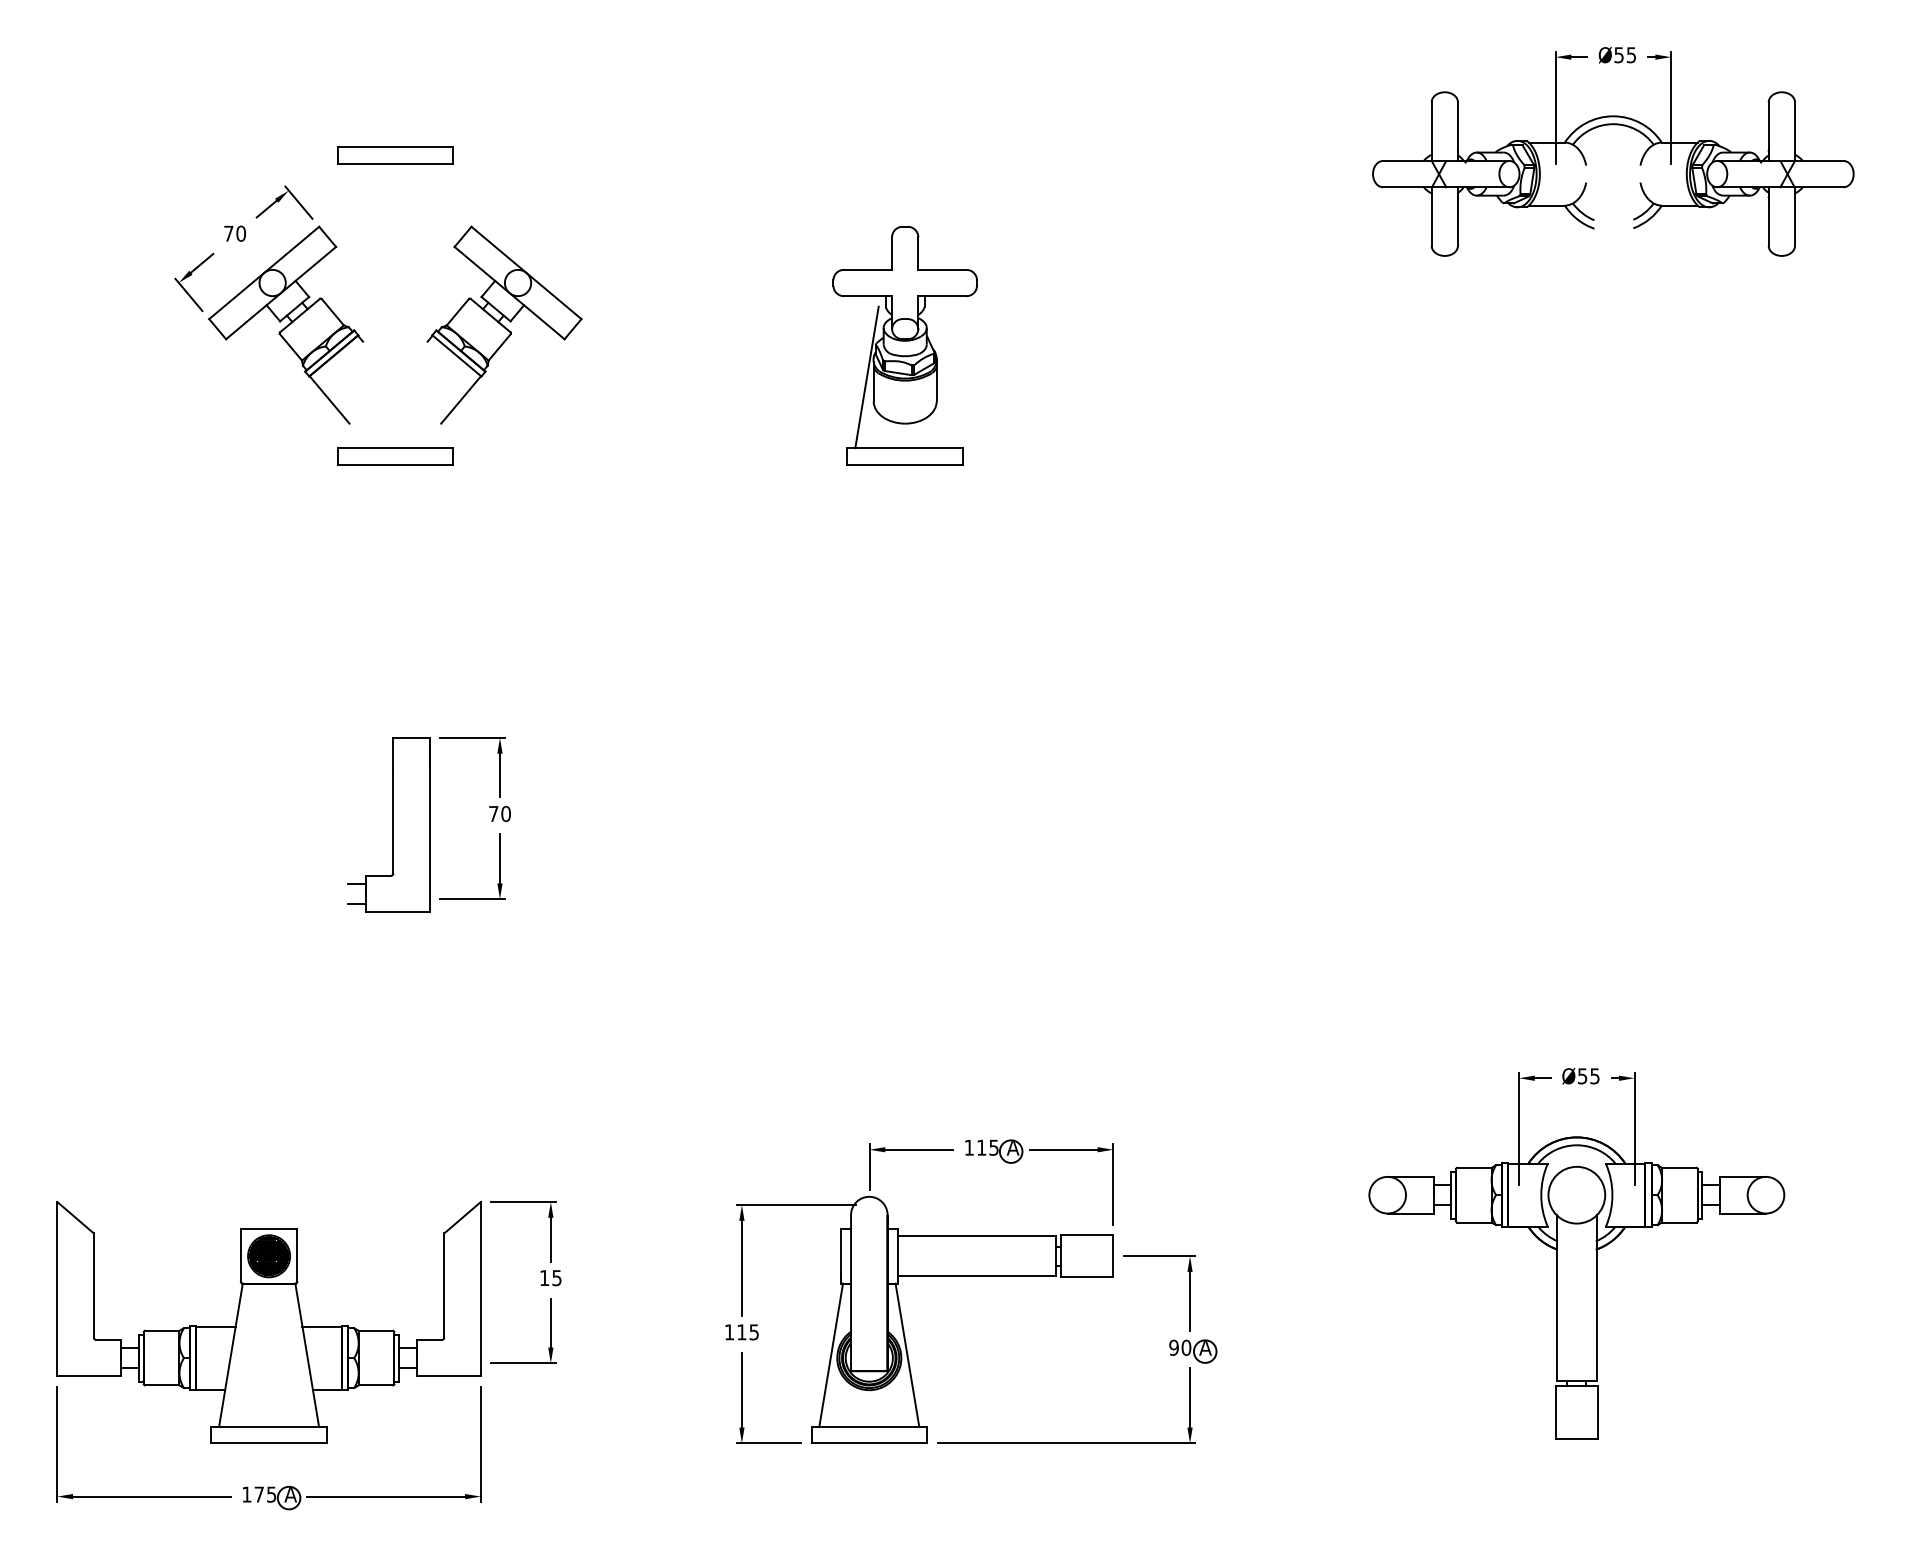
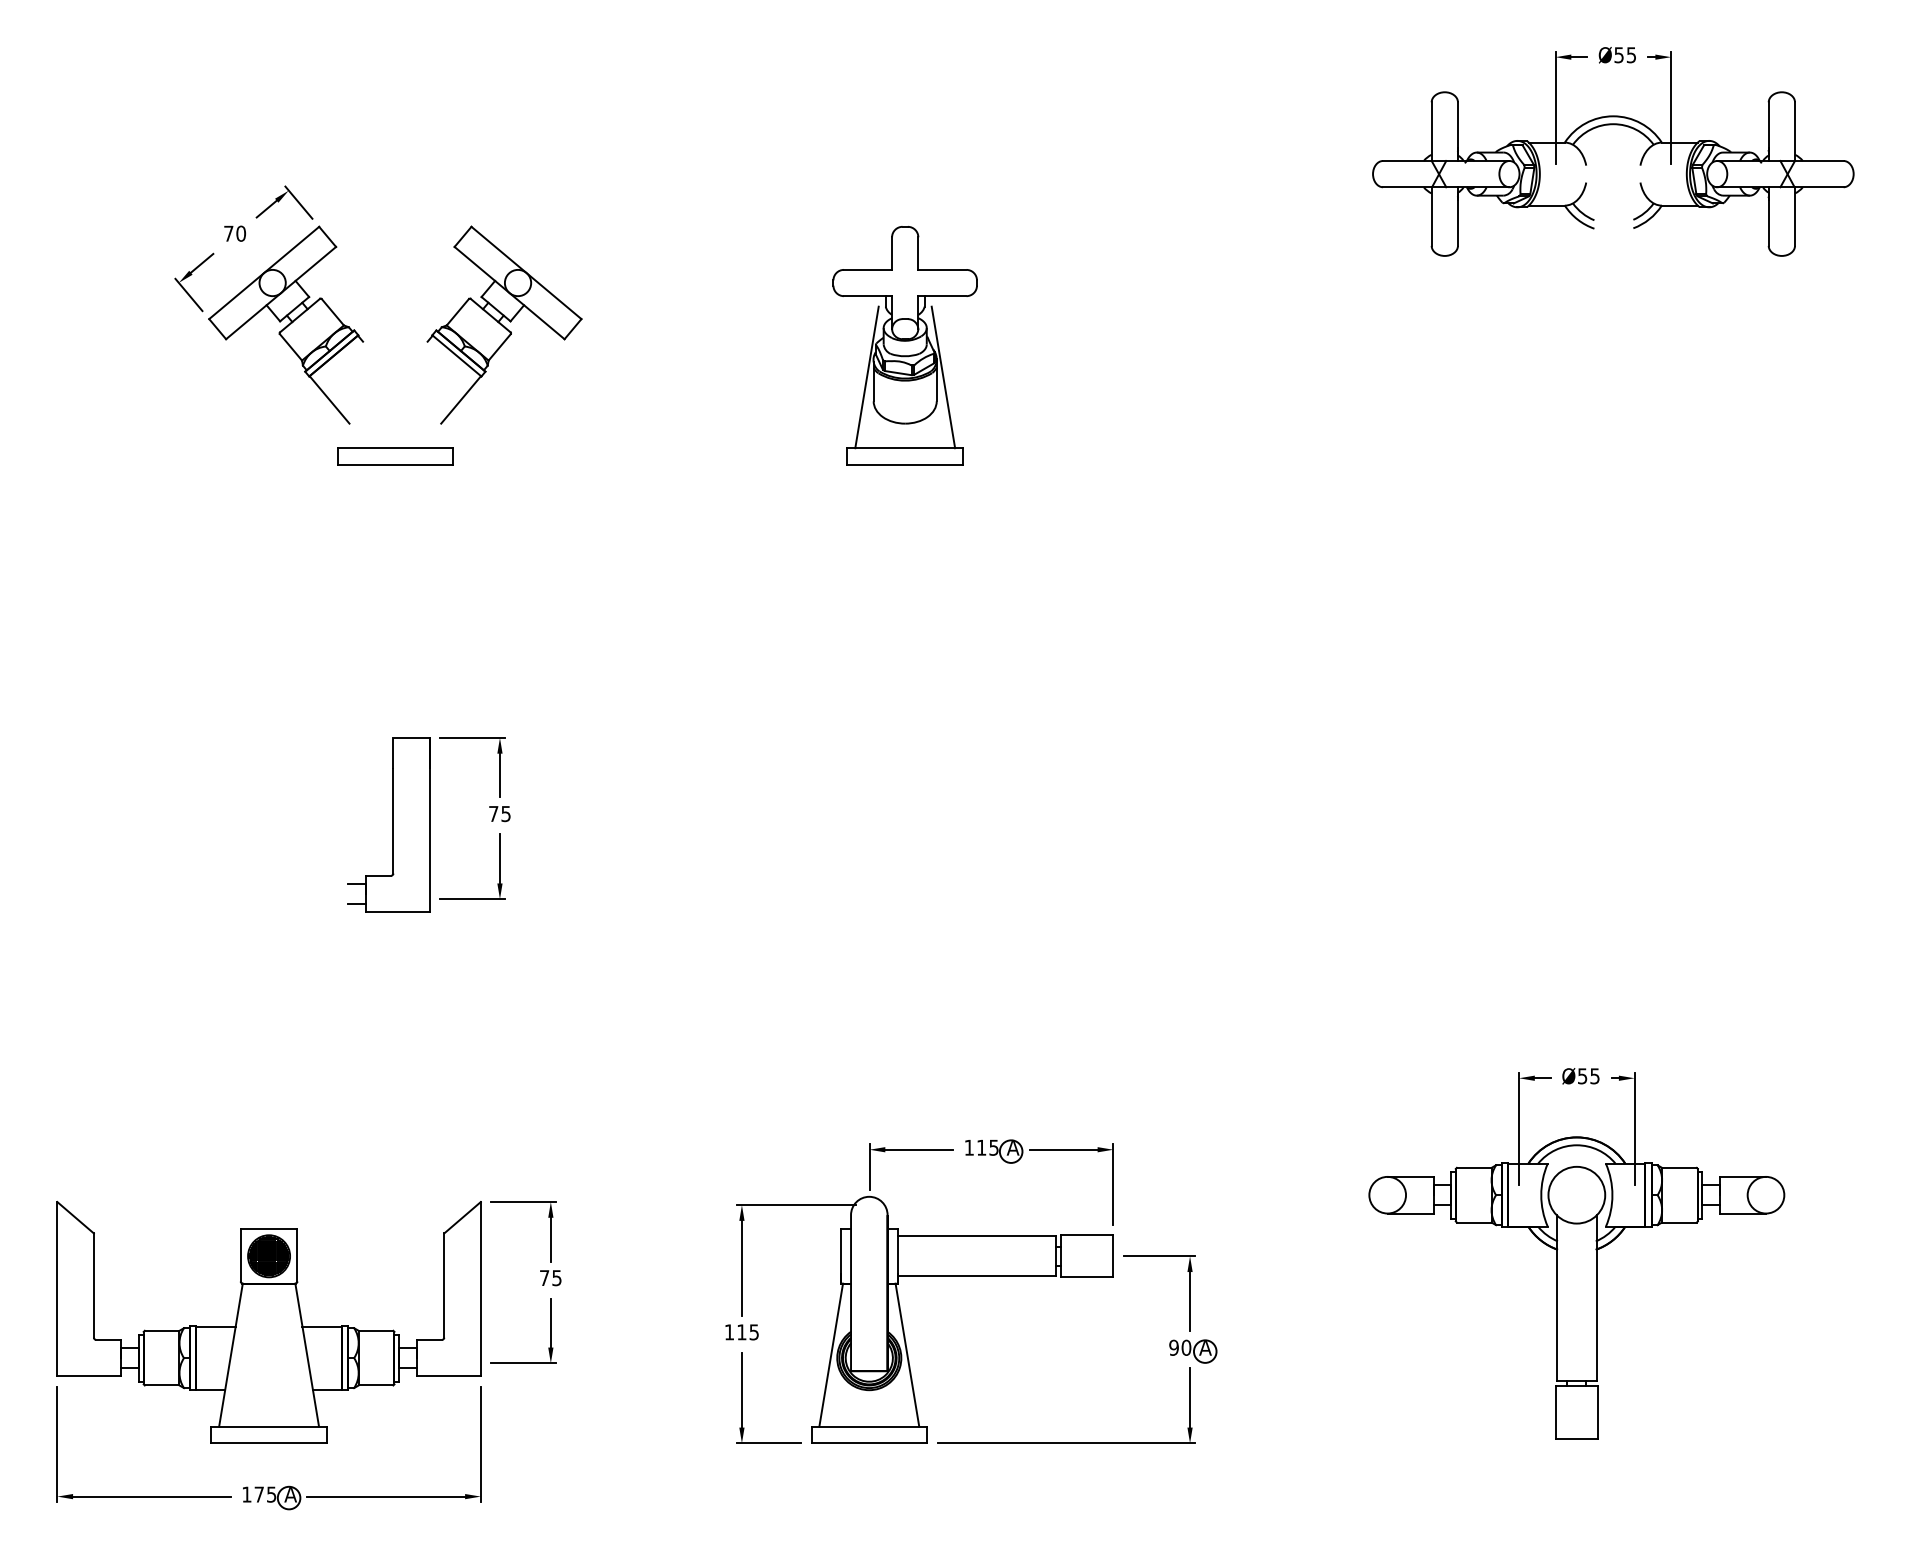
part: present -> none (395, 155)
line: none -> present (943, 377)
text: 70 -> 75 (505, 813)
text: 15 -> 75 (544, 1277)
